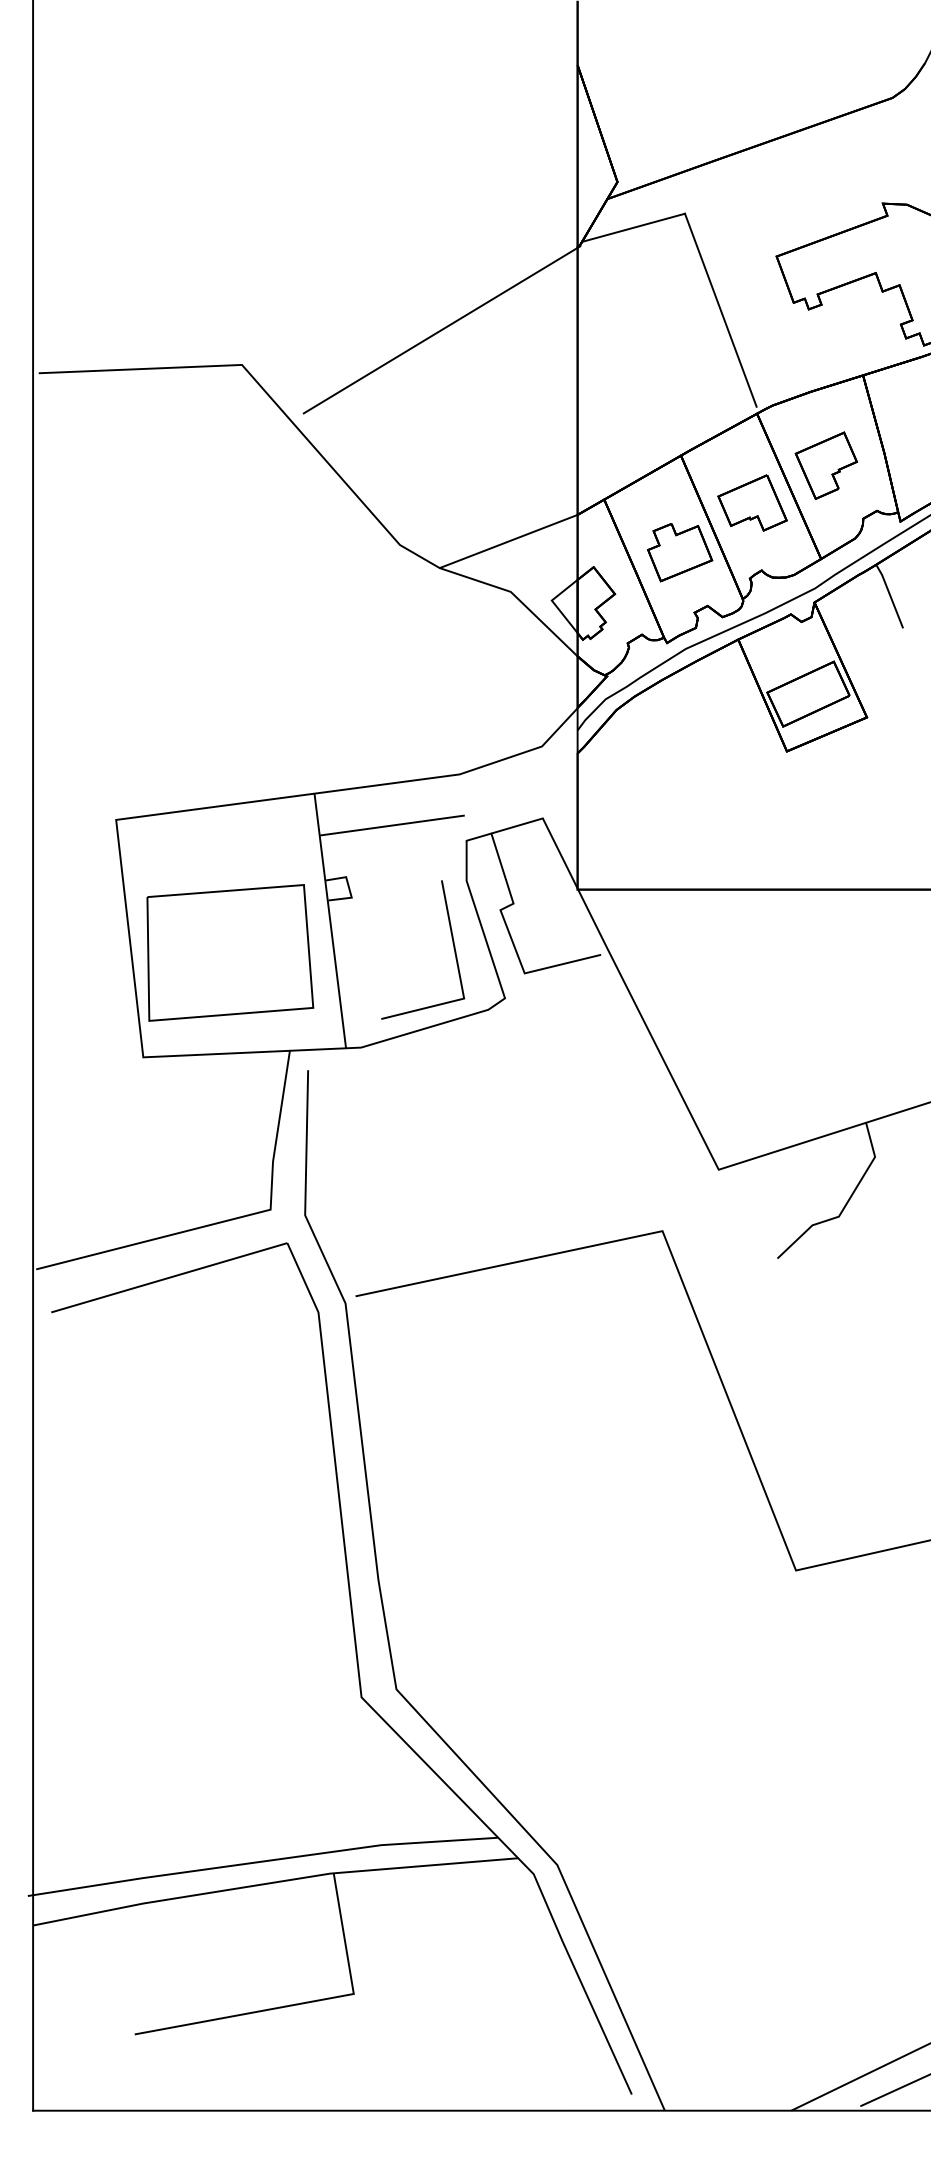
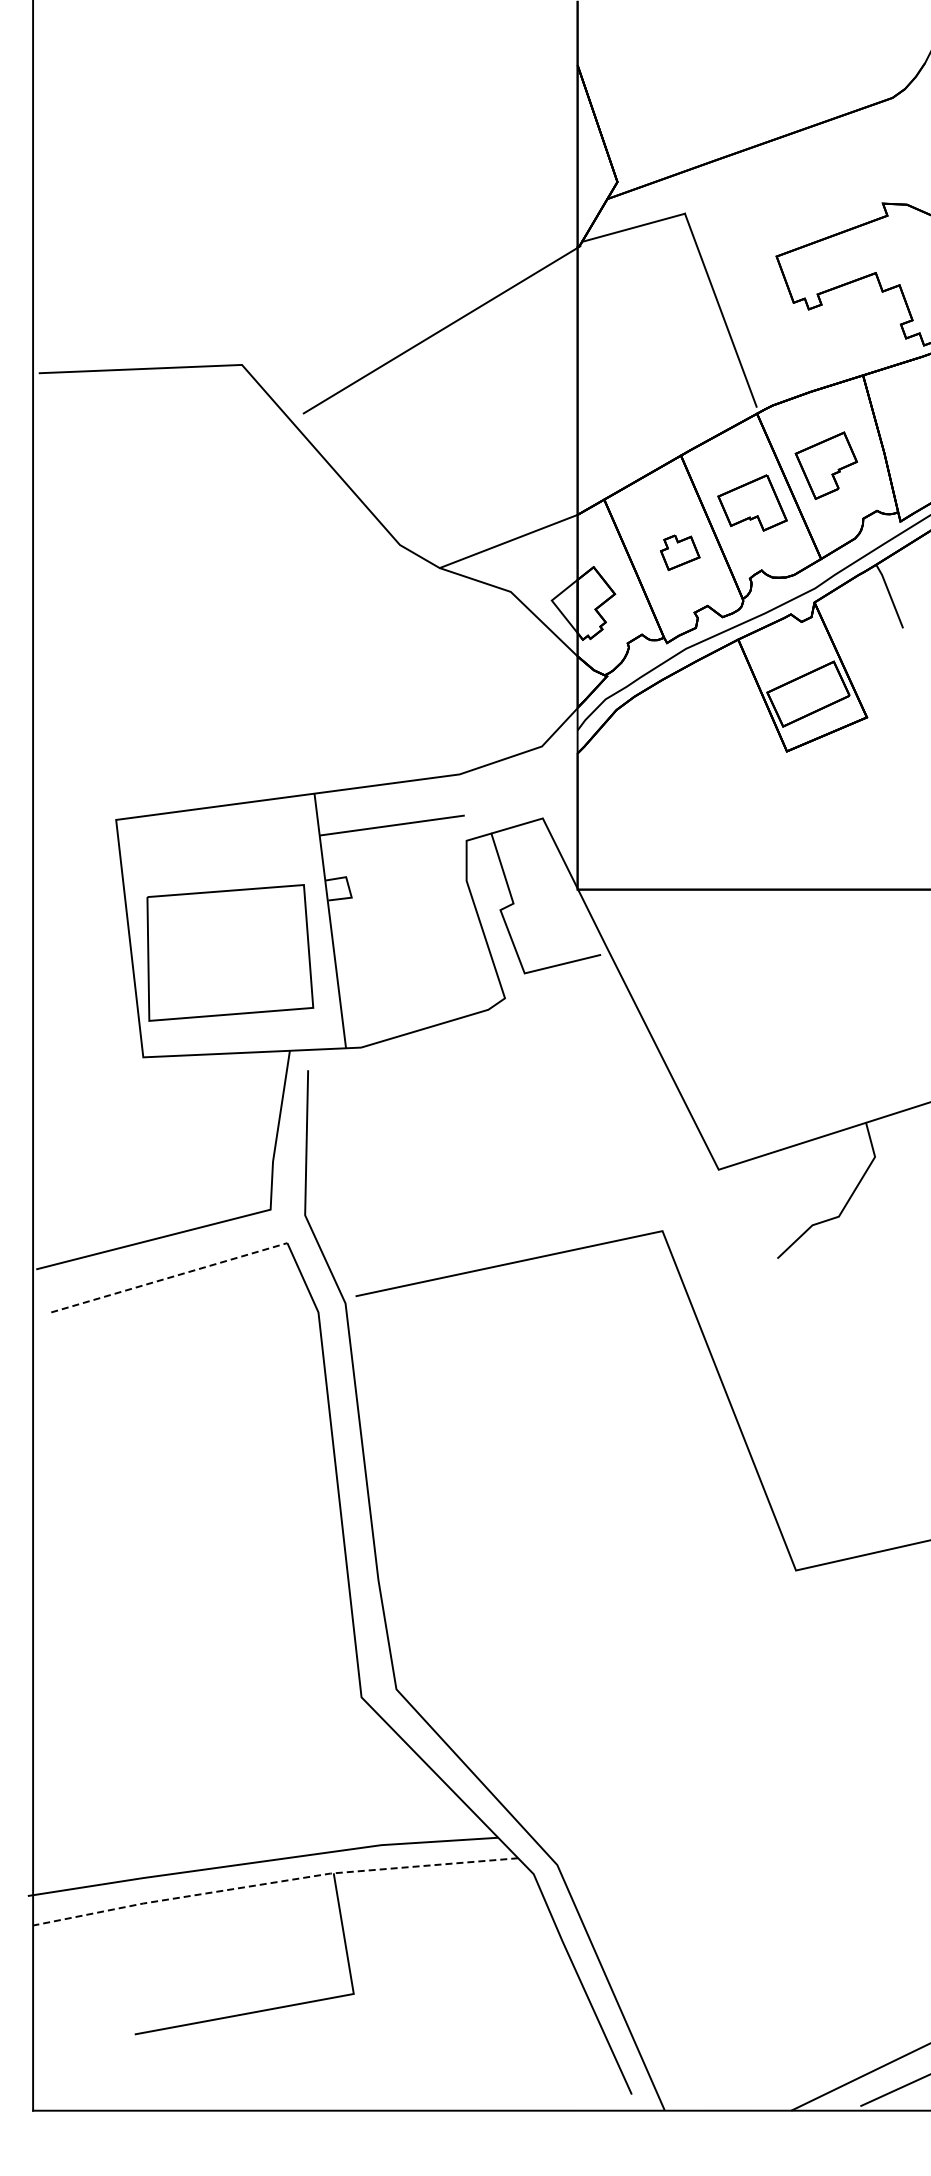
part size: 67x60 px -> 41x37 px (680, 552)
line: present -> none (452, 943)
line: solid -> dashed (169, 1277)
line: solid -> dashed (274, 1882)
